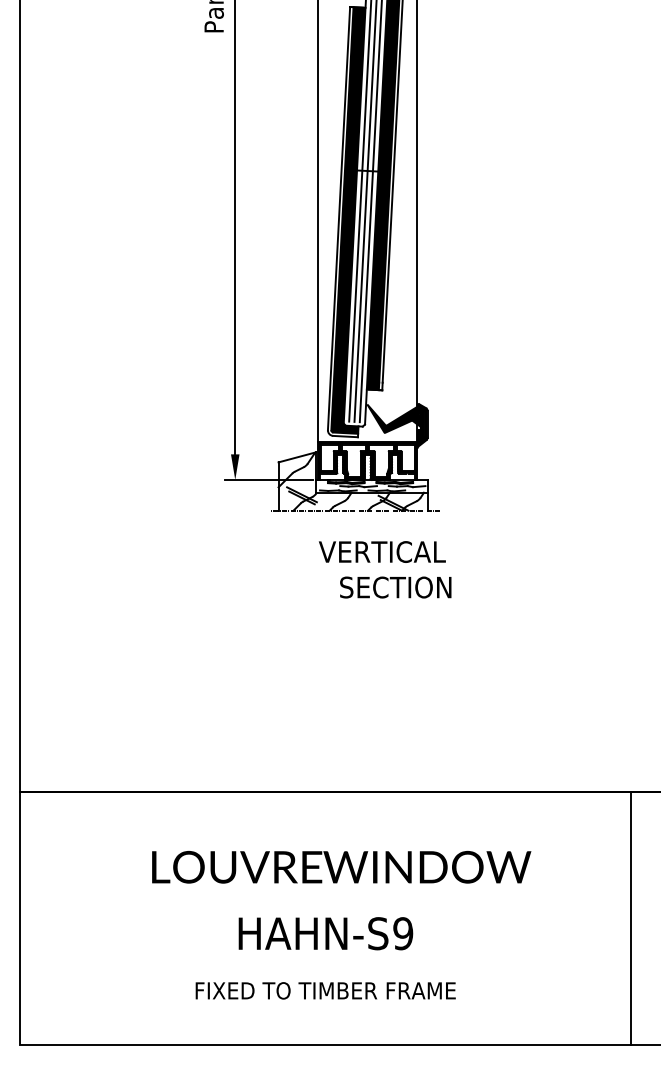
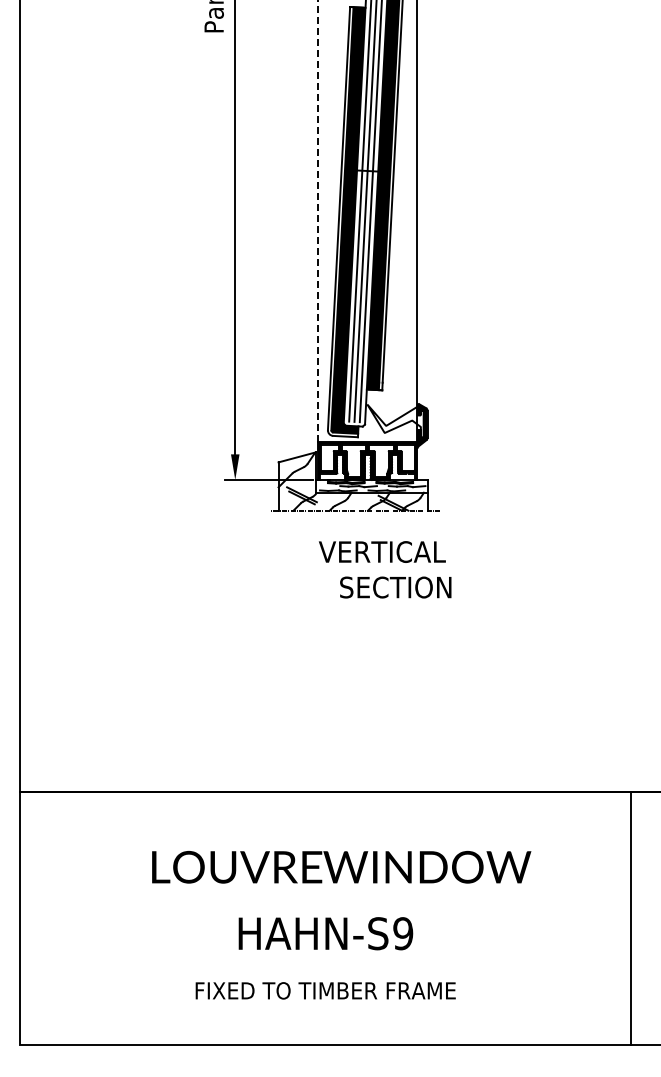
line: solid -> dashed (317, 221)
fill: present -> none (395, 420)
